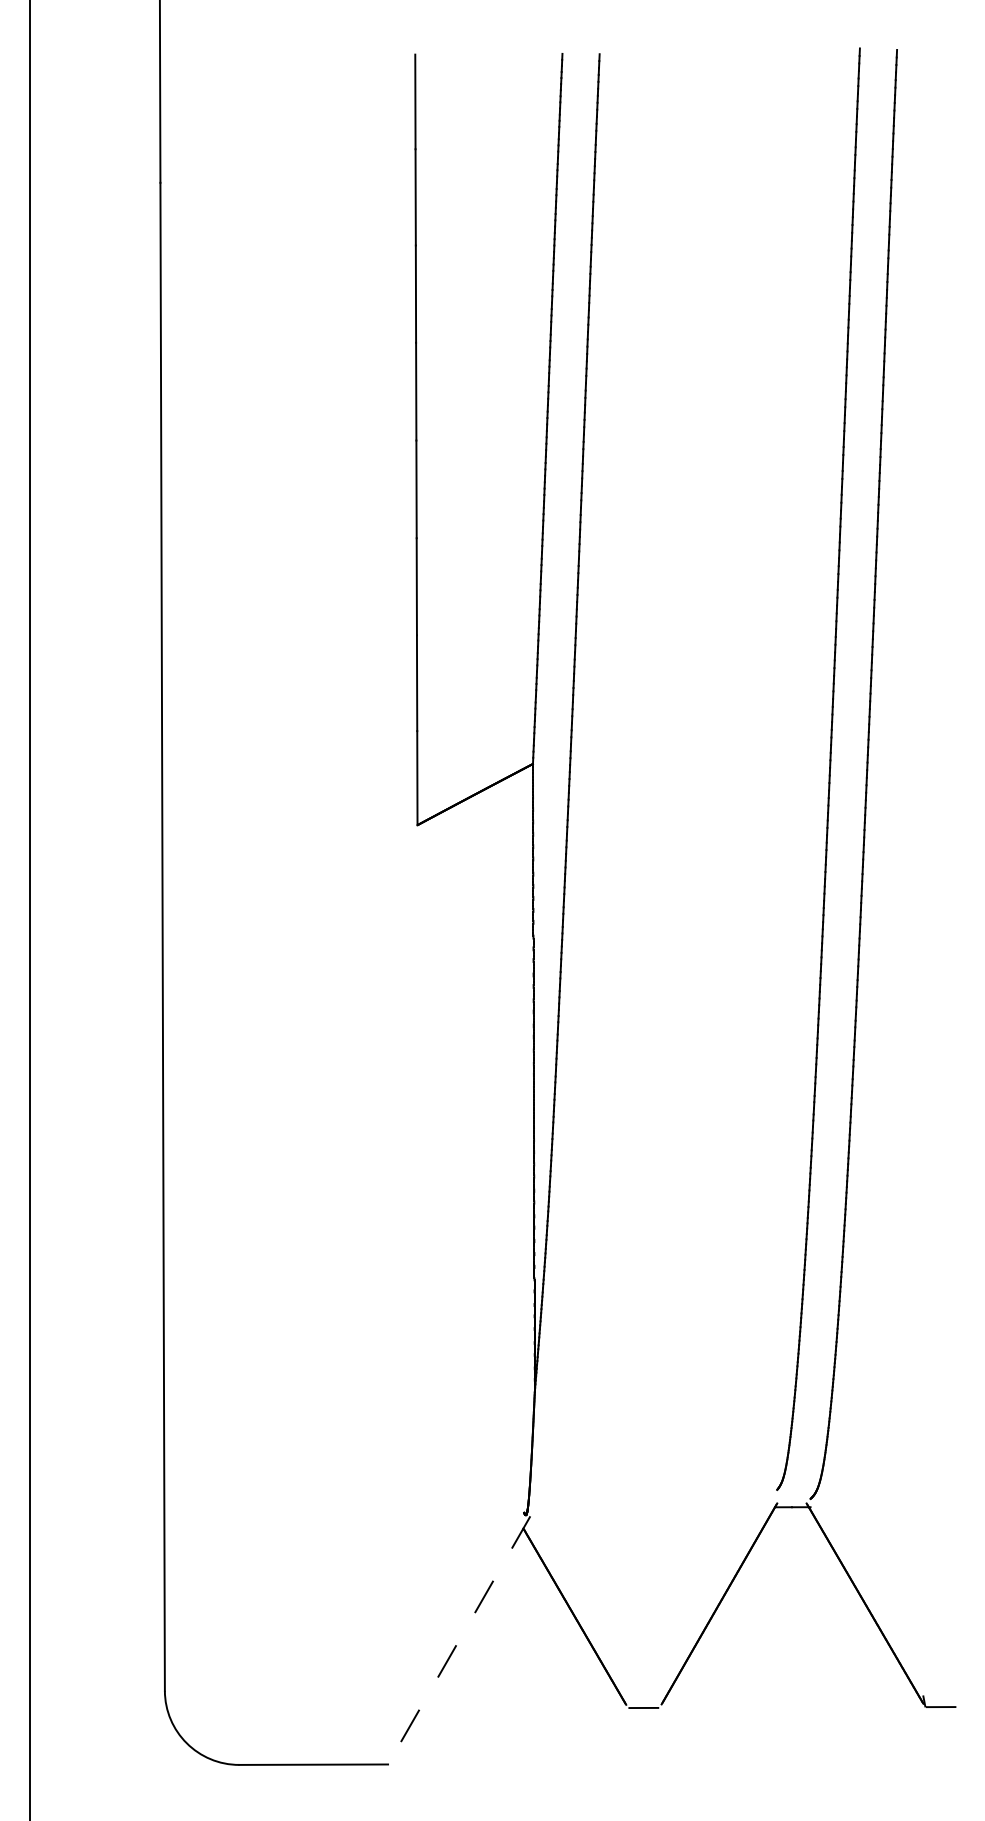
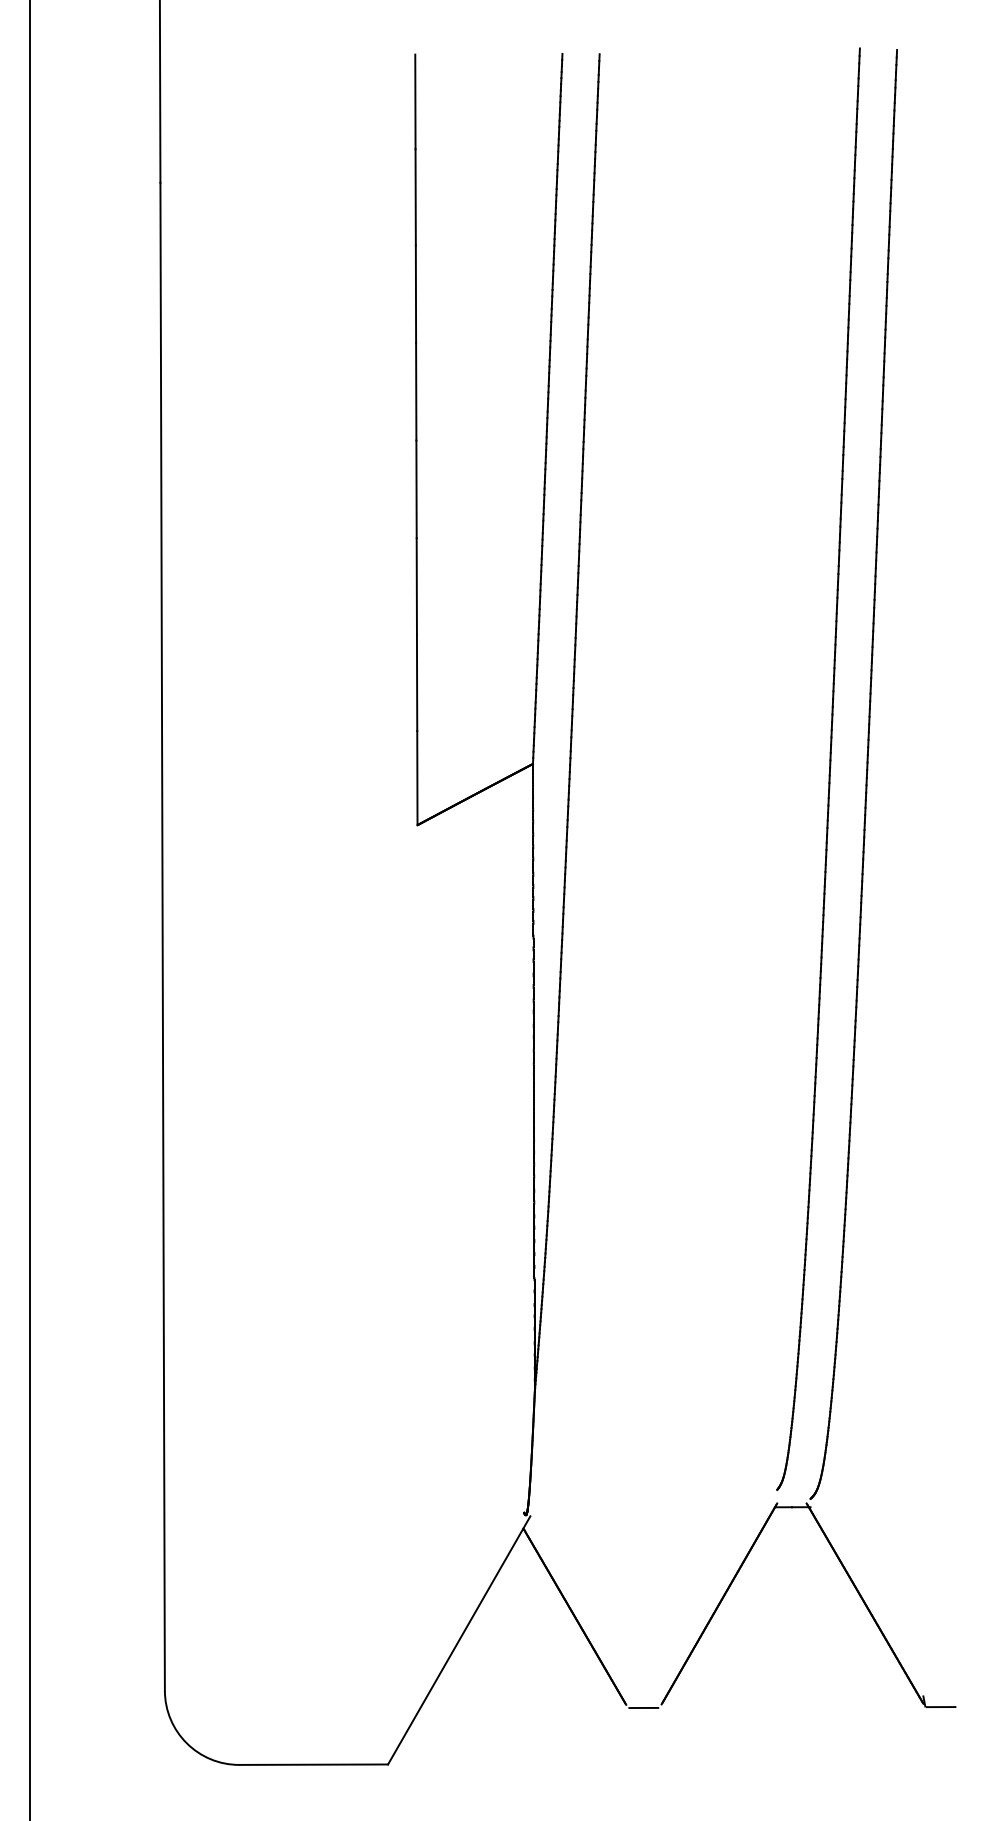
line: dashed -> solid (458, 1640)
